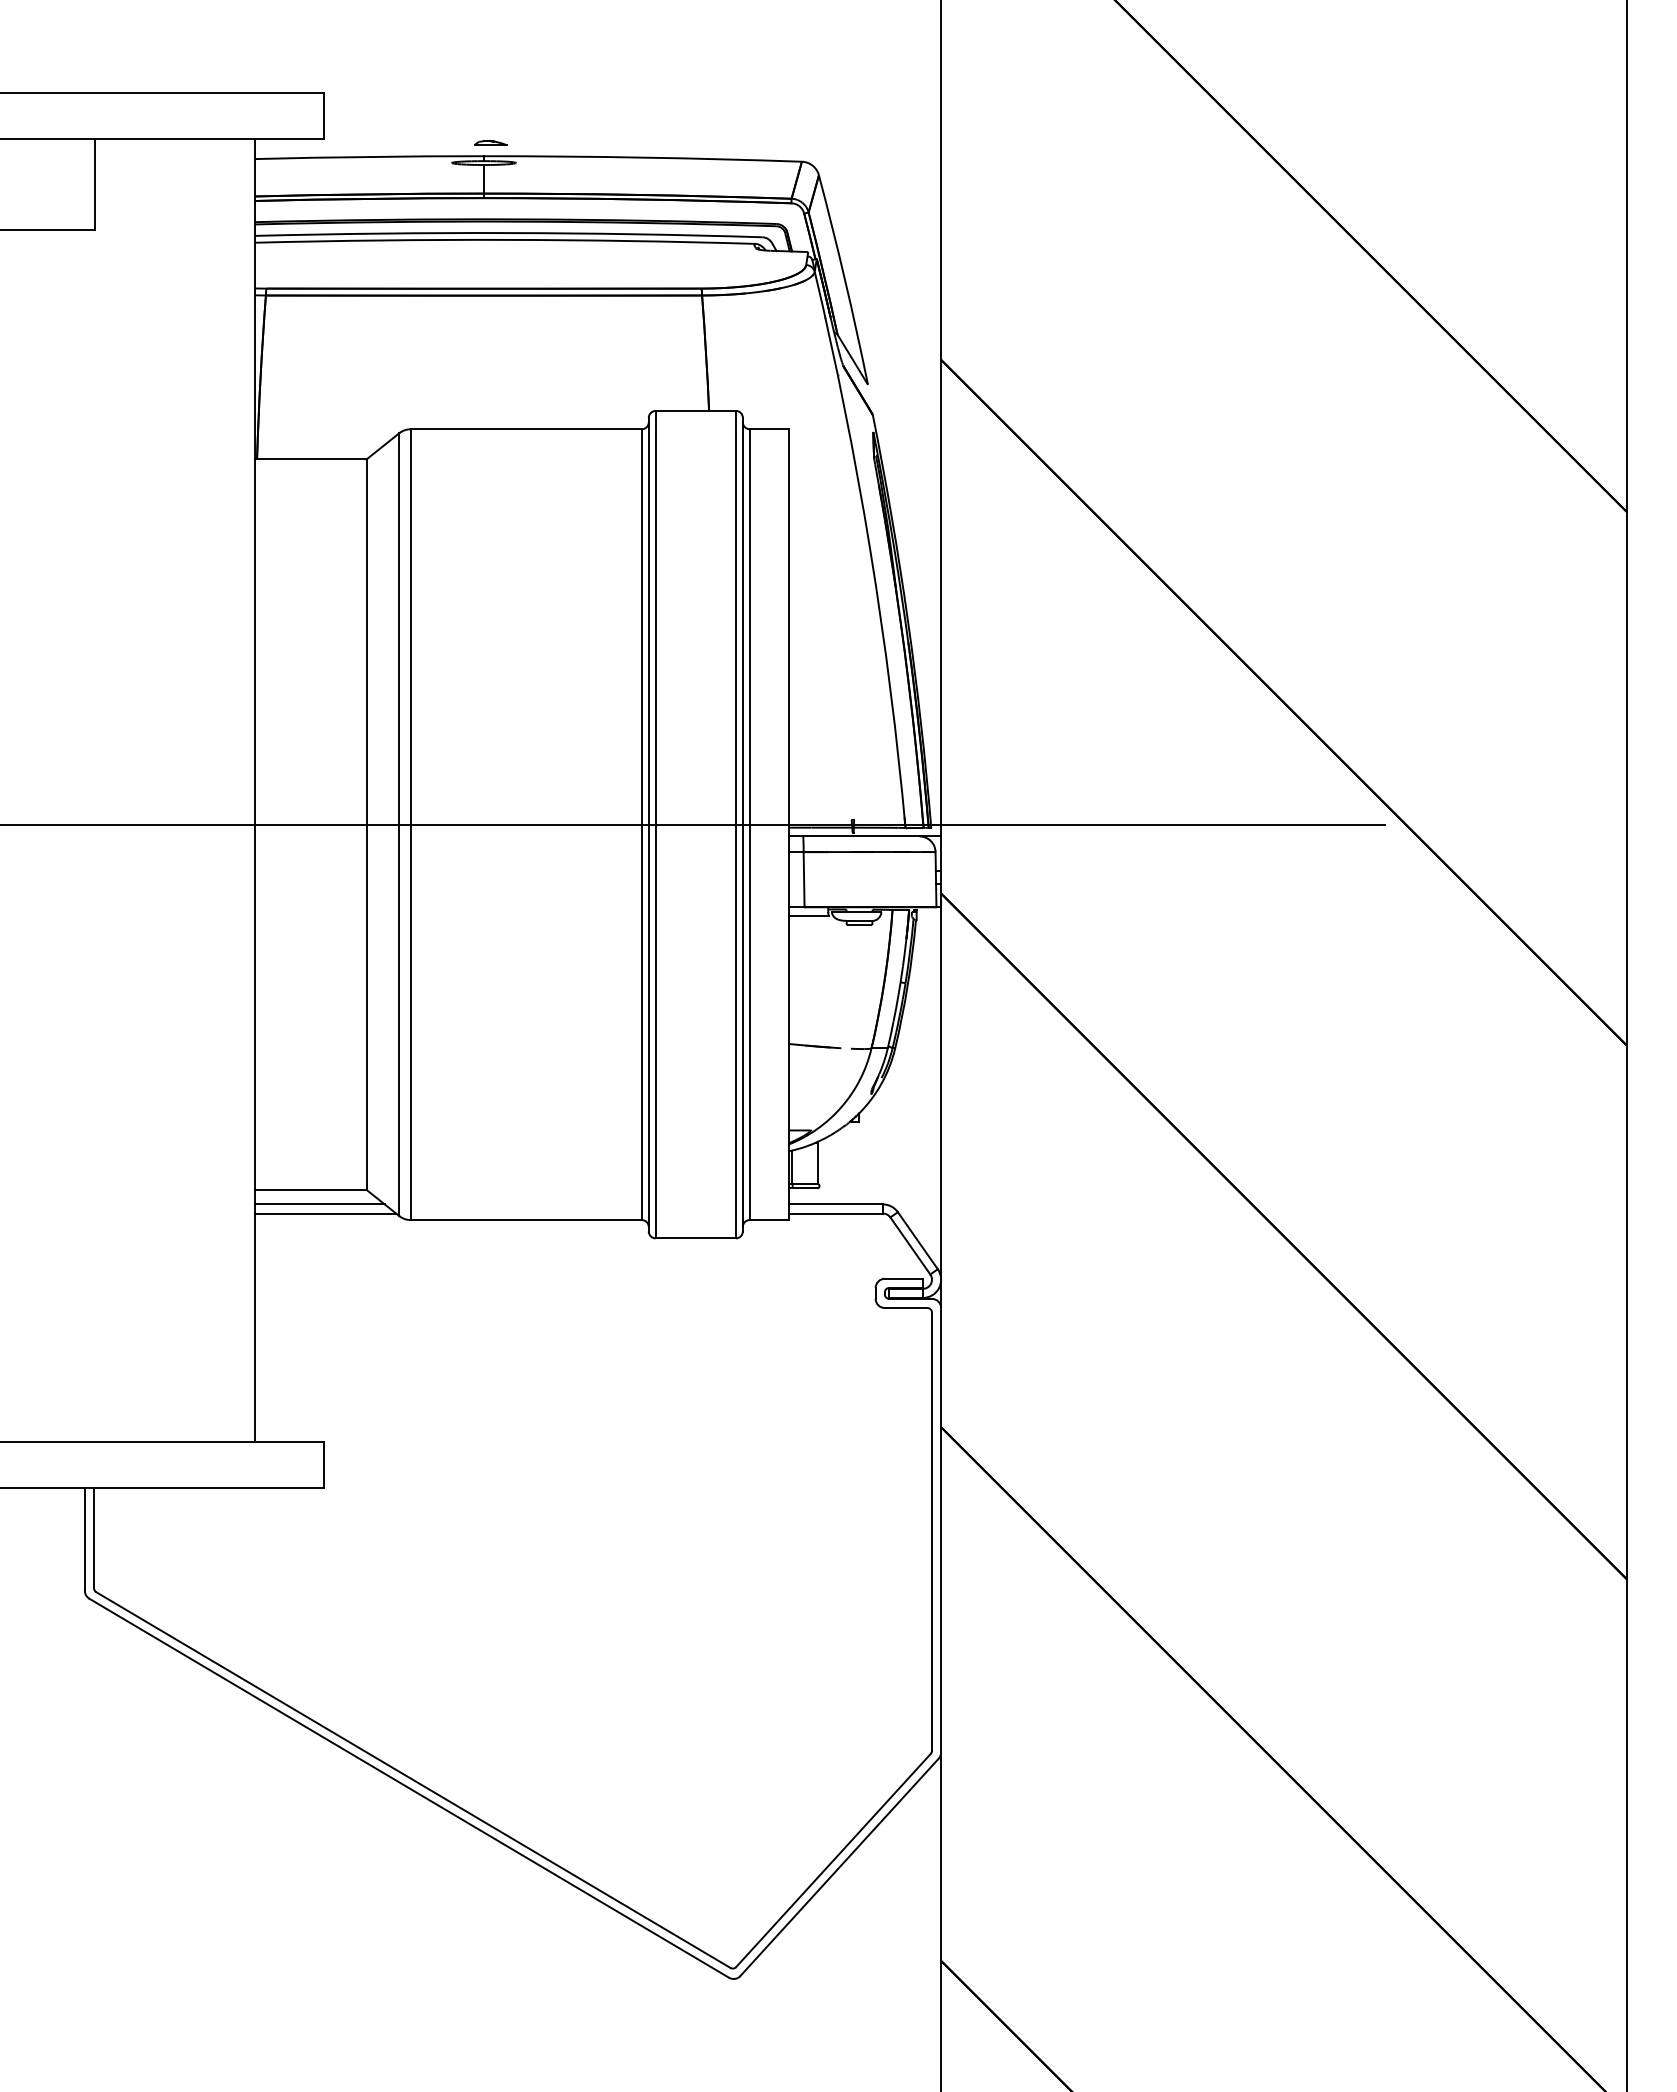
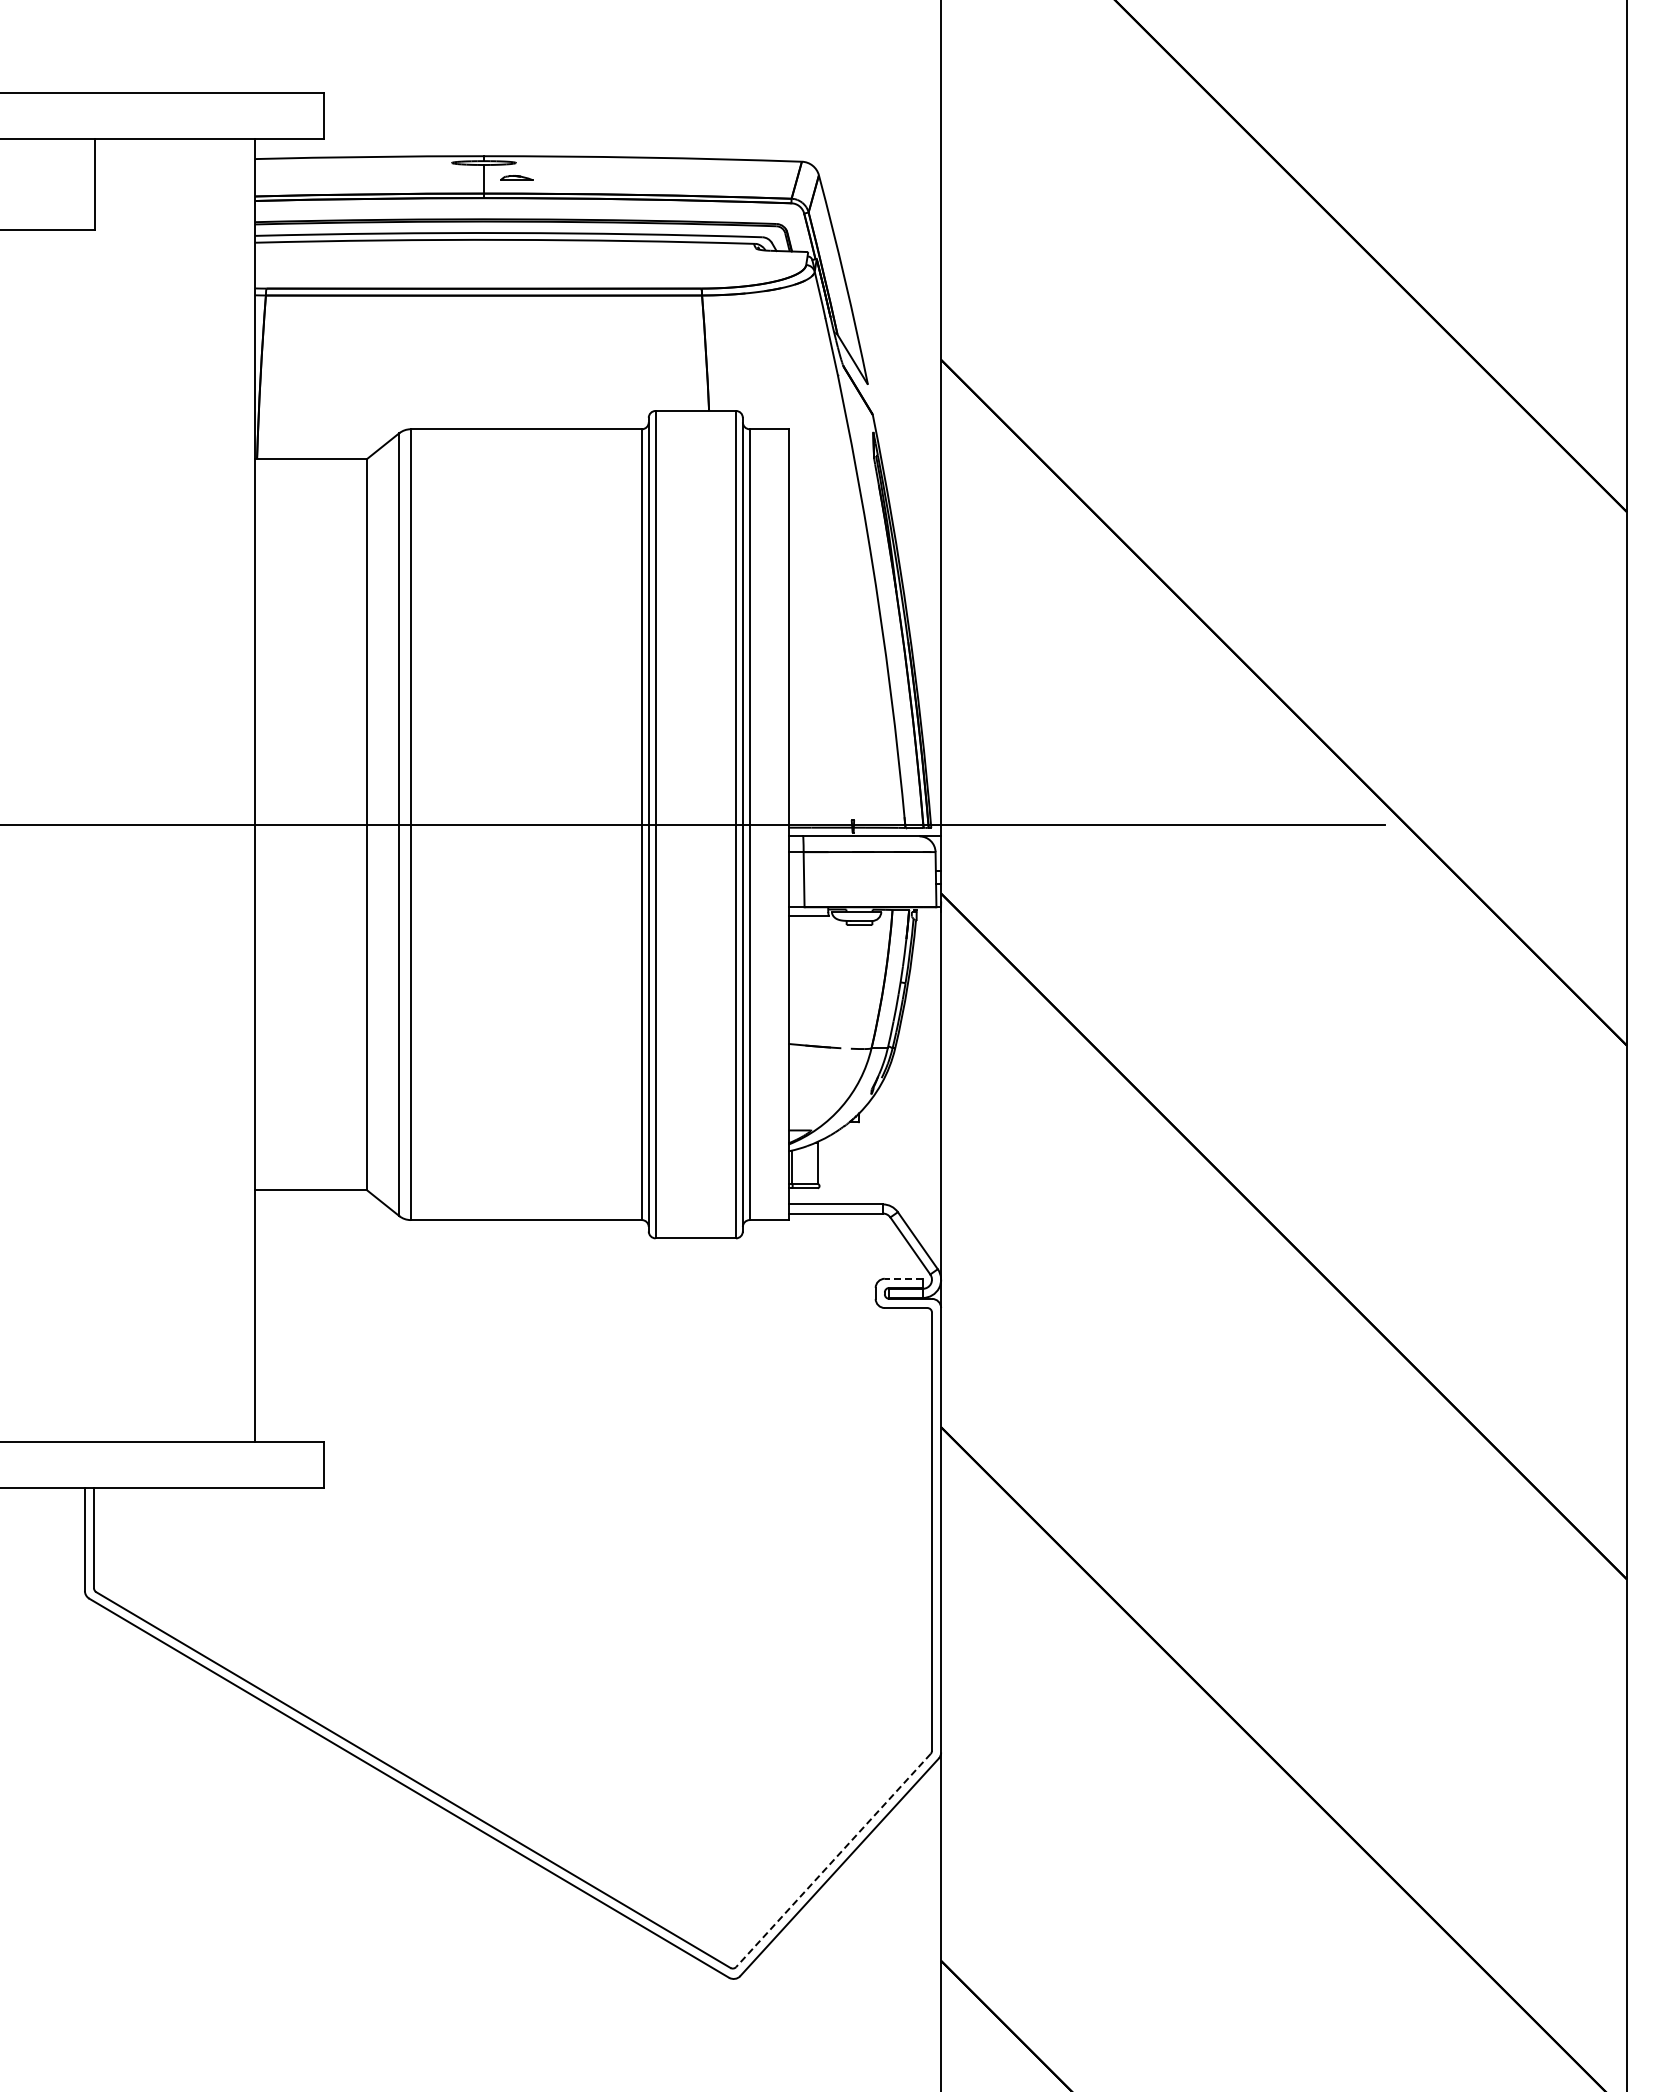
part position: (490, 142) -> (516, 177) (516, 177)
line: present -> none (319, 1204)
line: present -> none (325, 1213)
line: solid -> dashed (903, 1278)
line: solid -> dashed (833, 1860)
